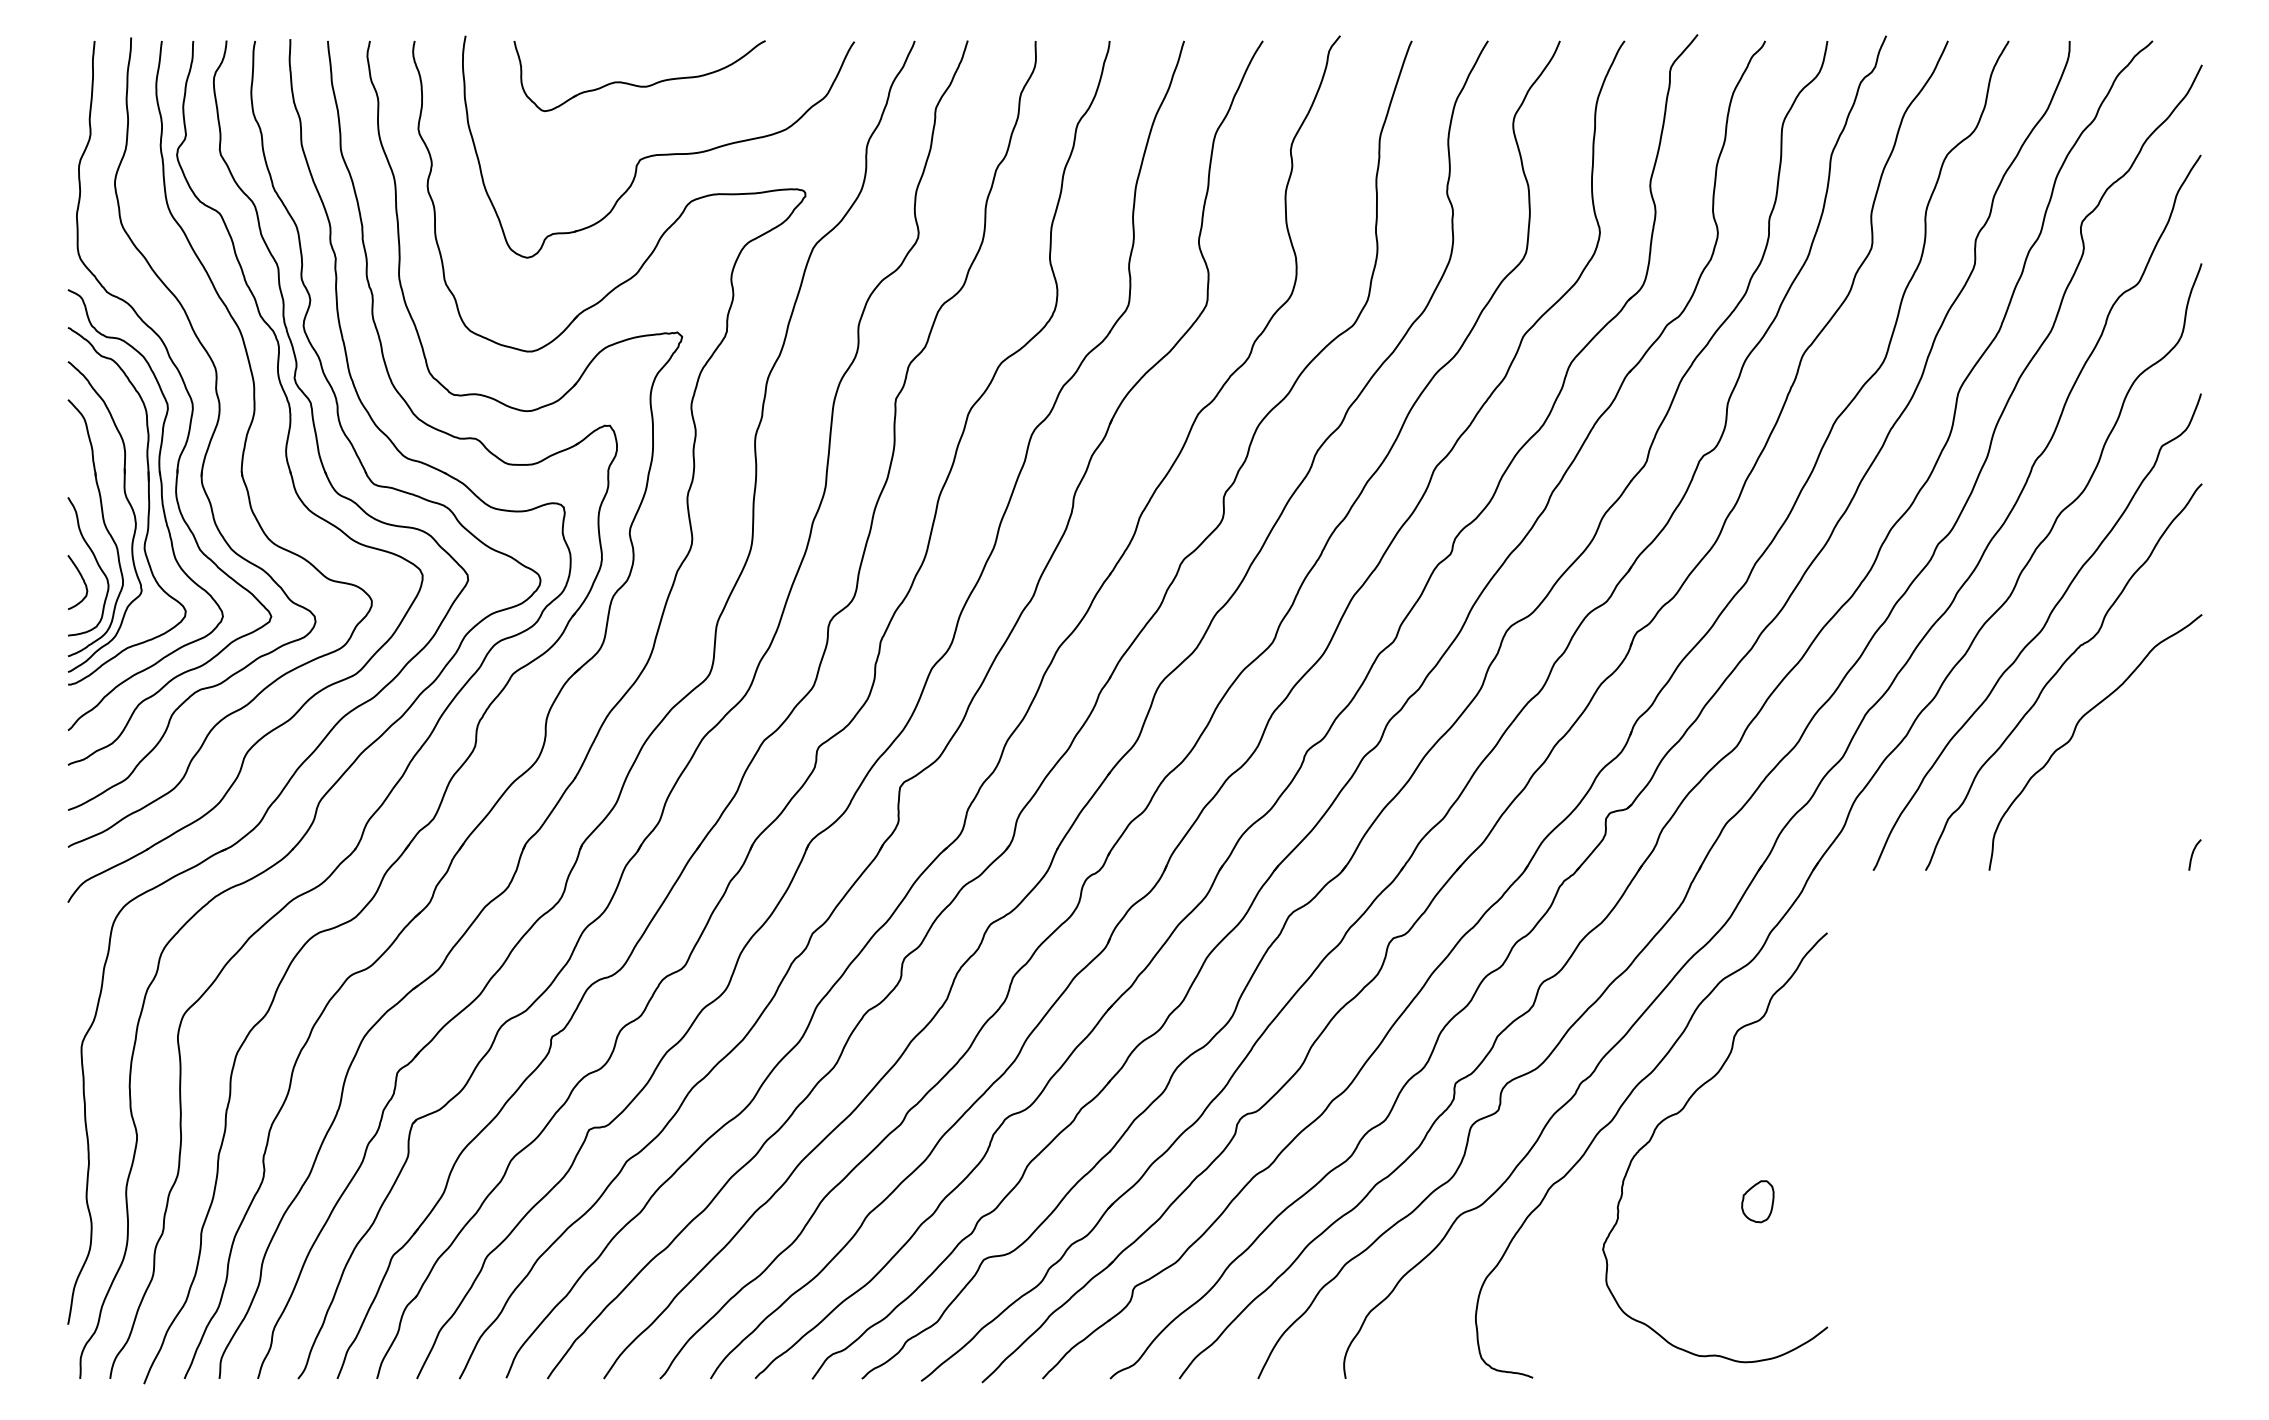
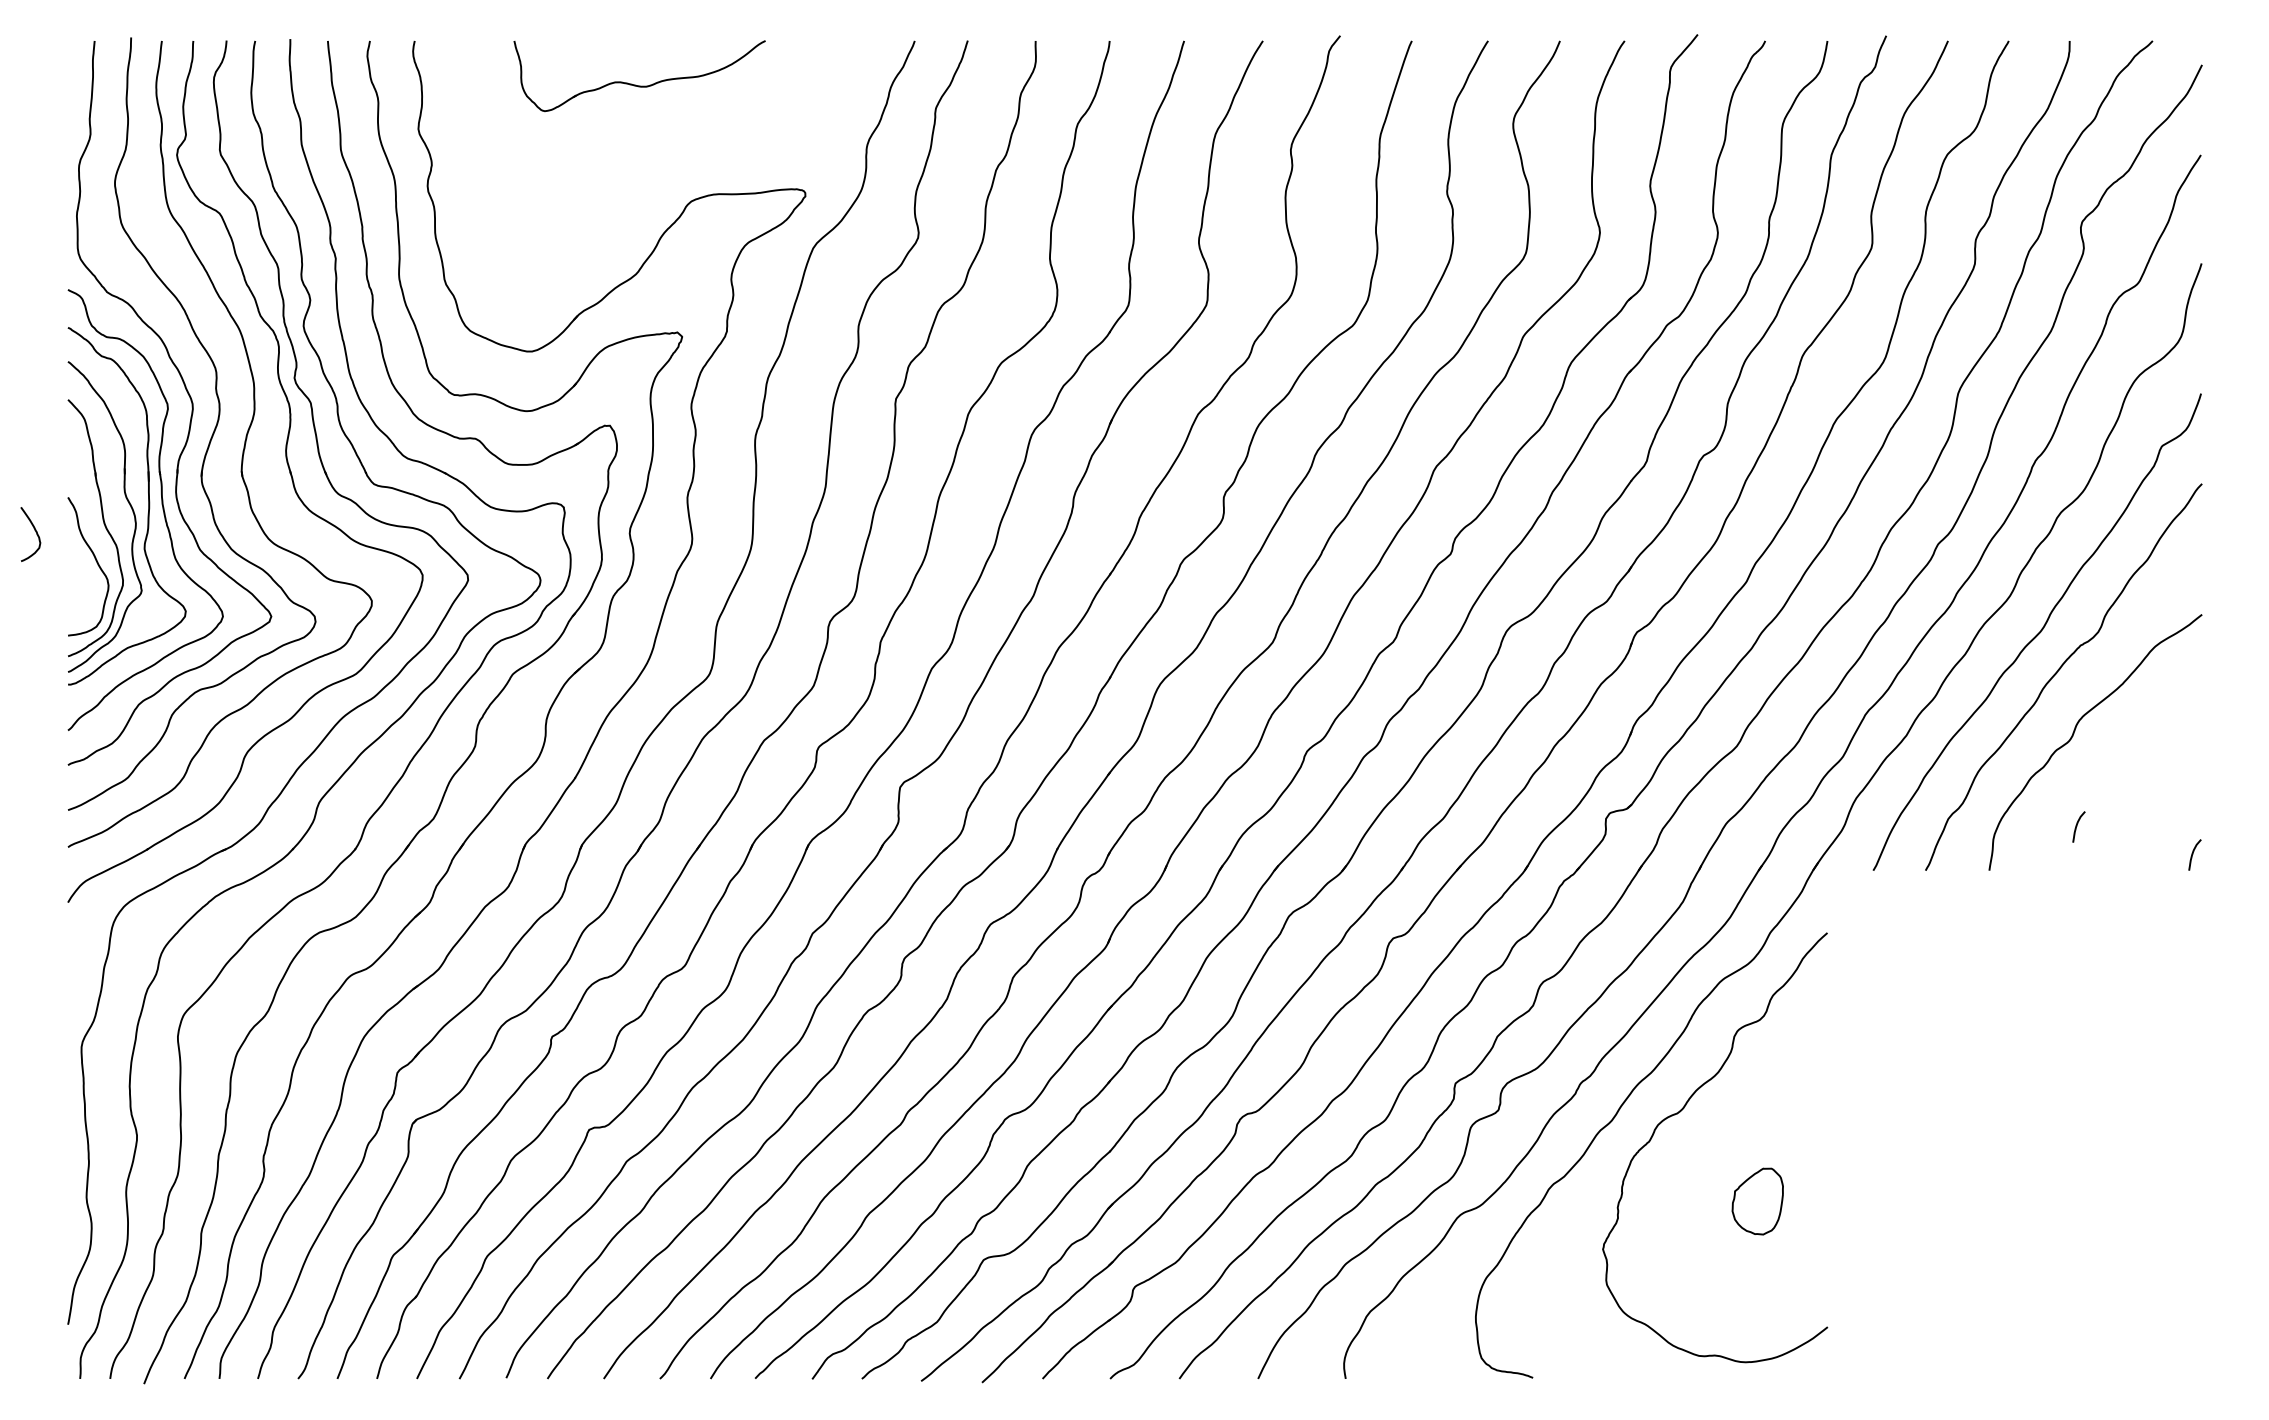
part: present -> none (658, 154)
curve position: (82, 580) -> (35, 532) (35, 532)
curve: none -> present (2077, 826)
part size: 34x44 px -> 53x69 px (1757, 1201)
